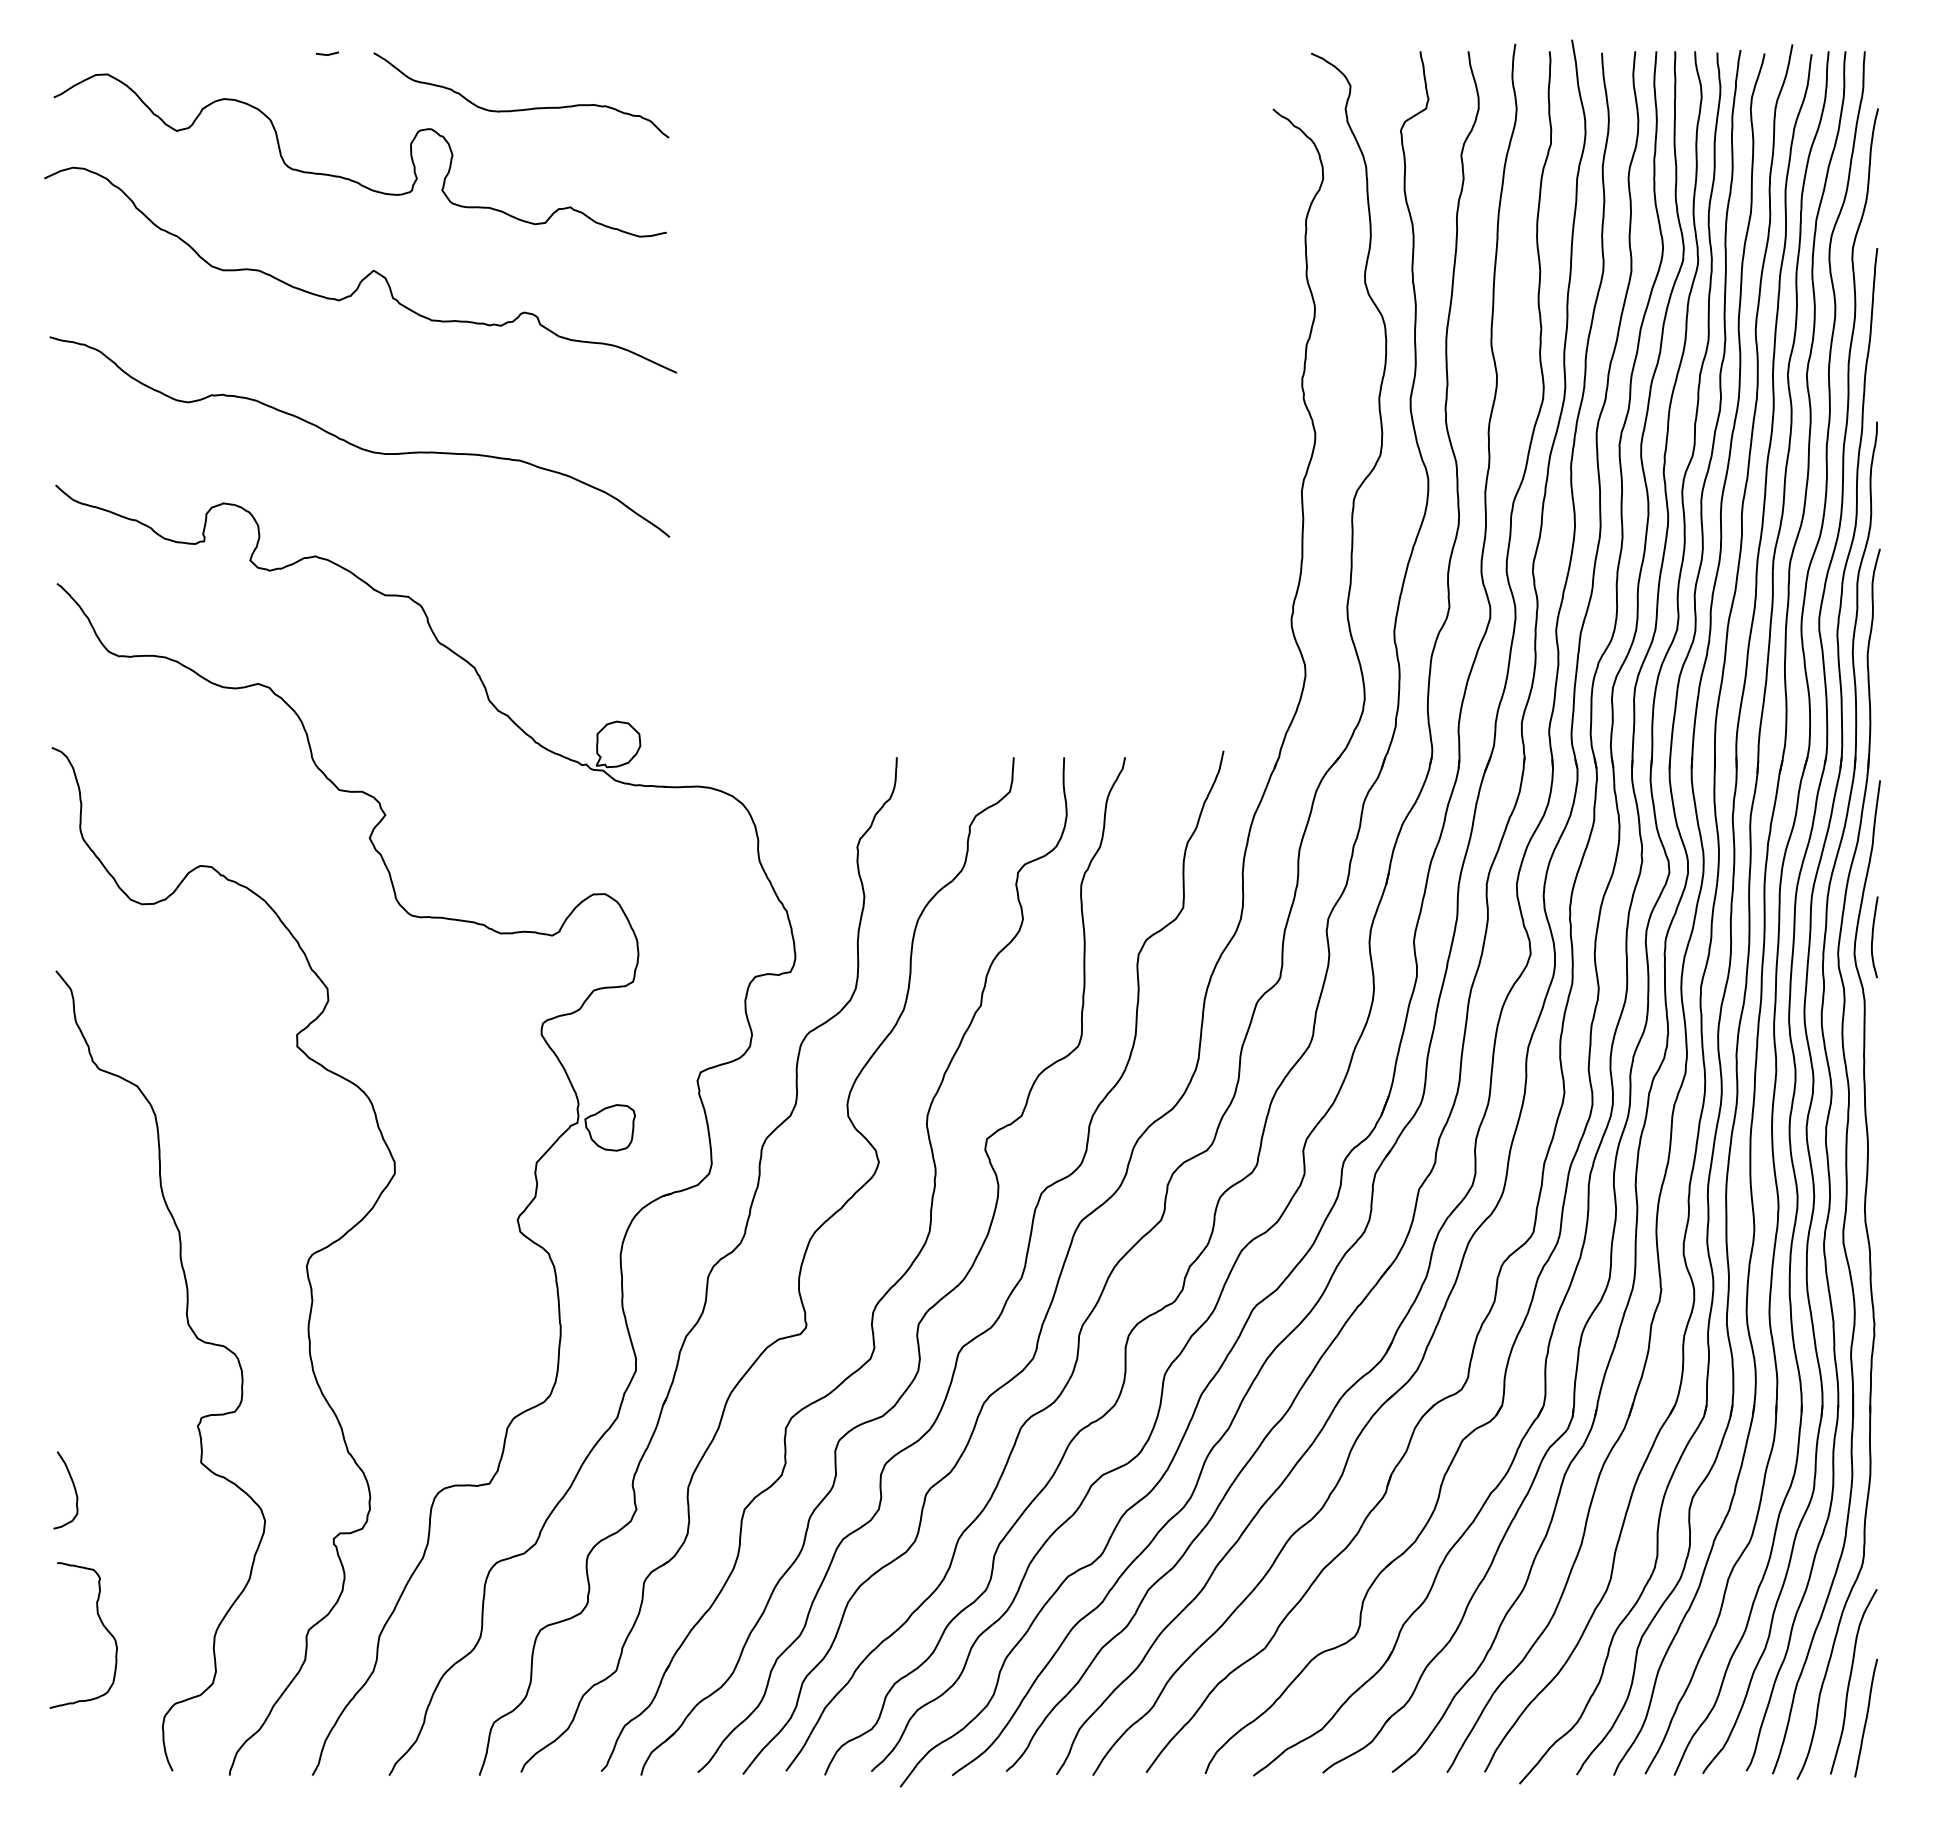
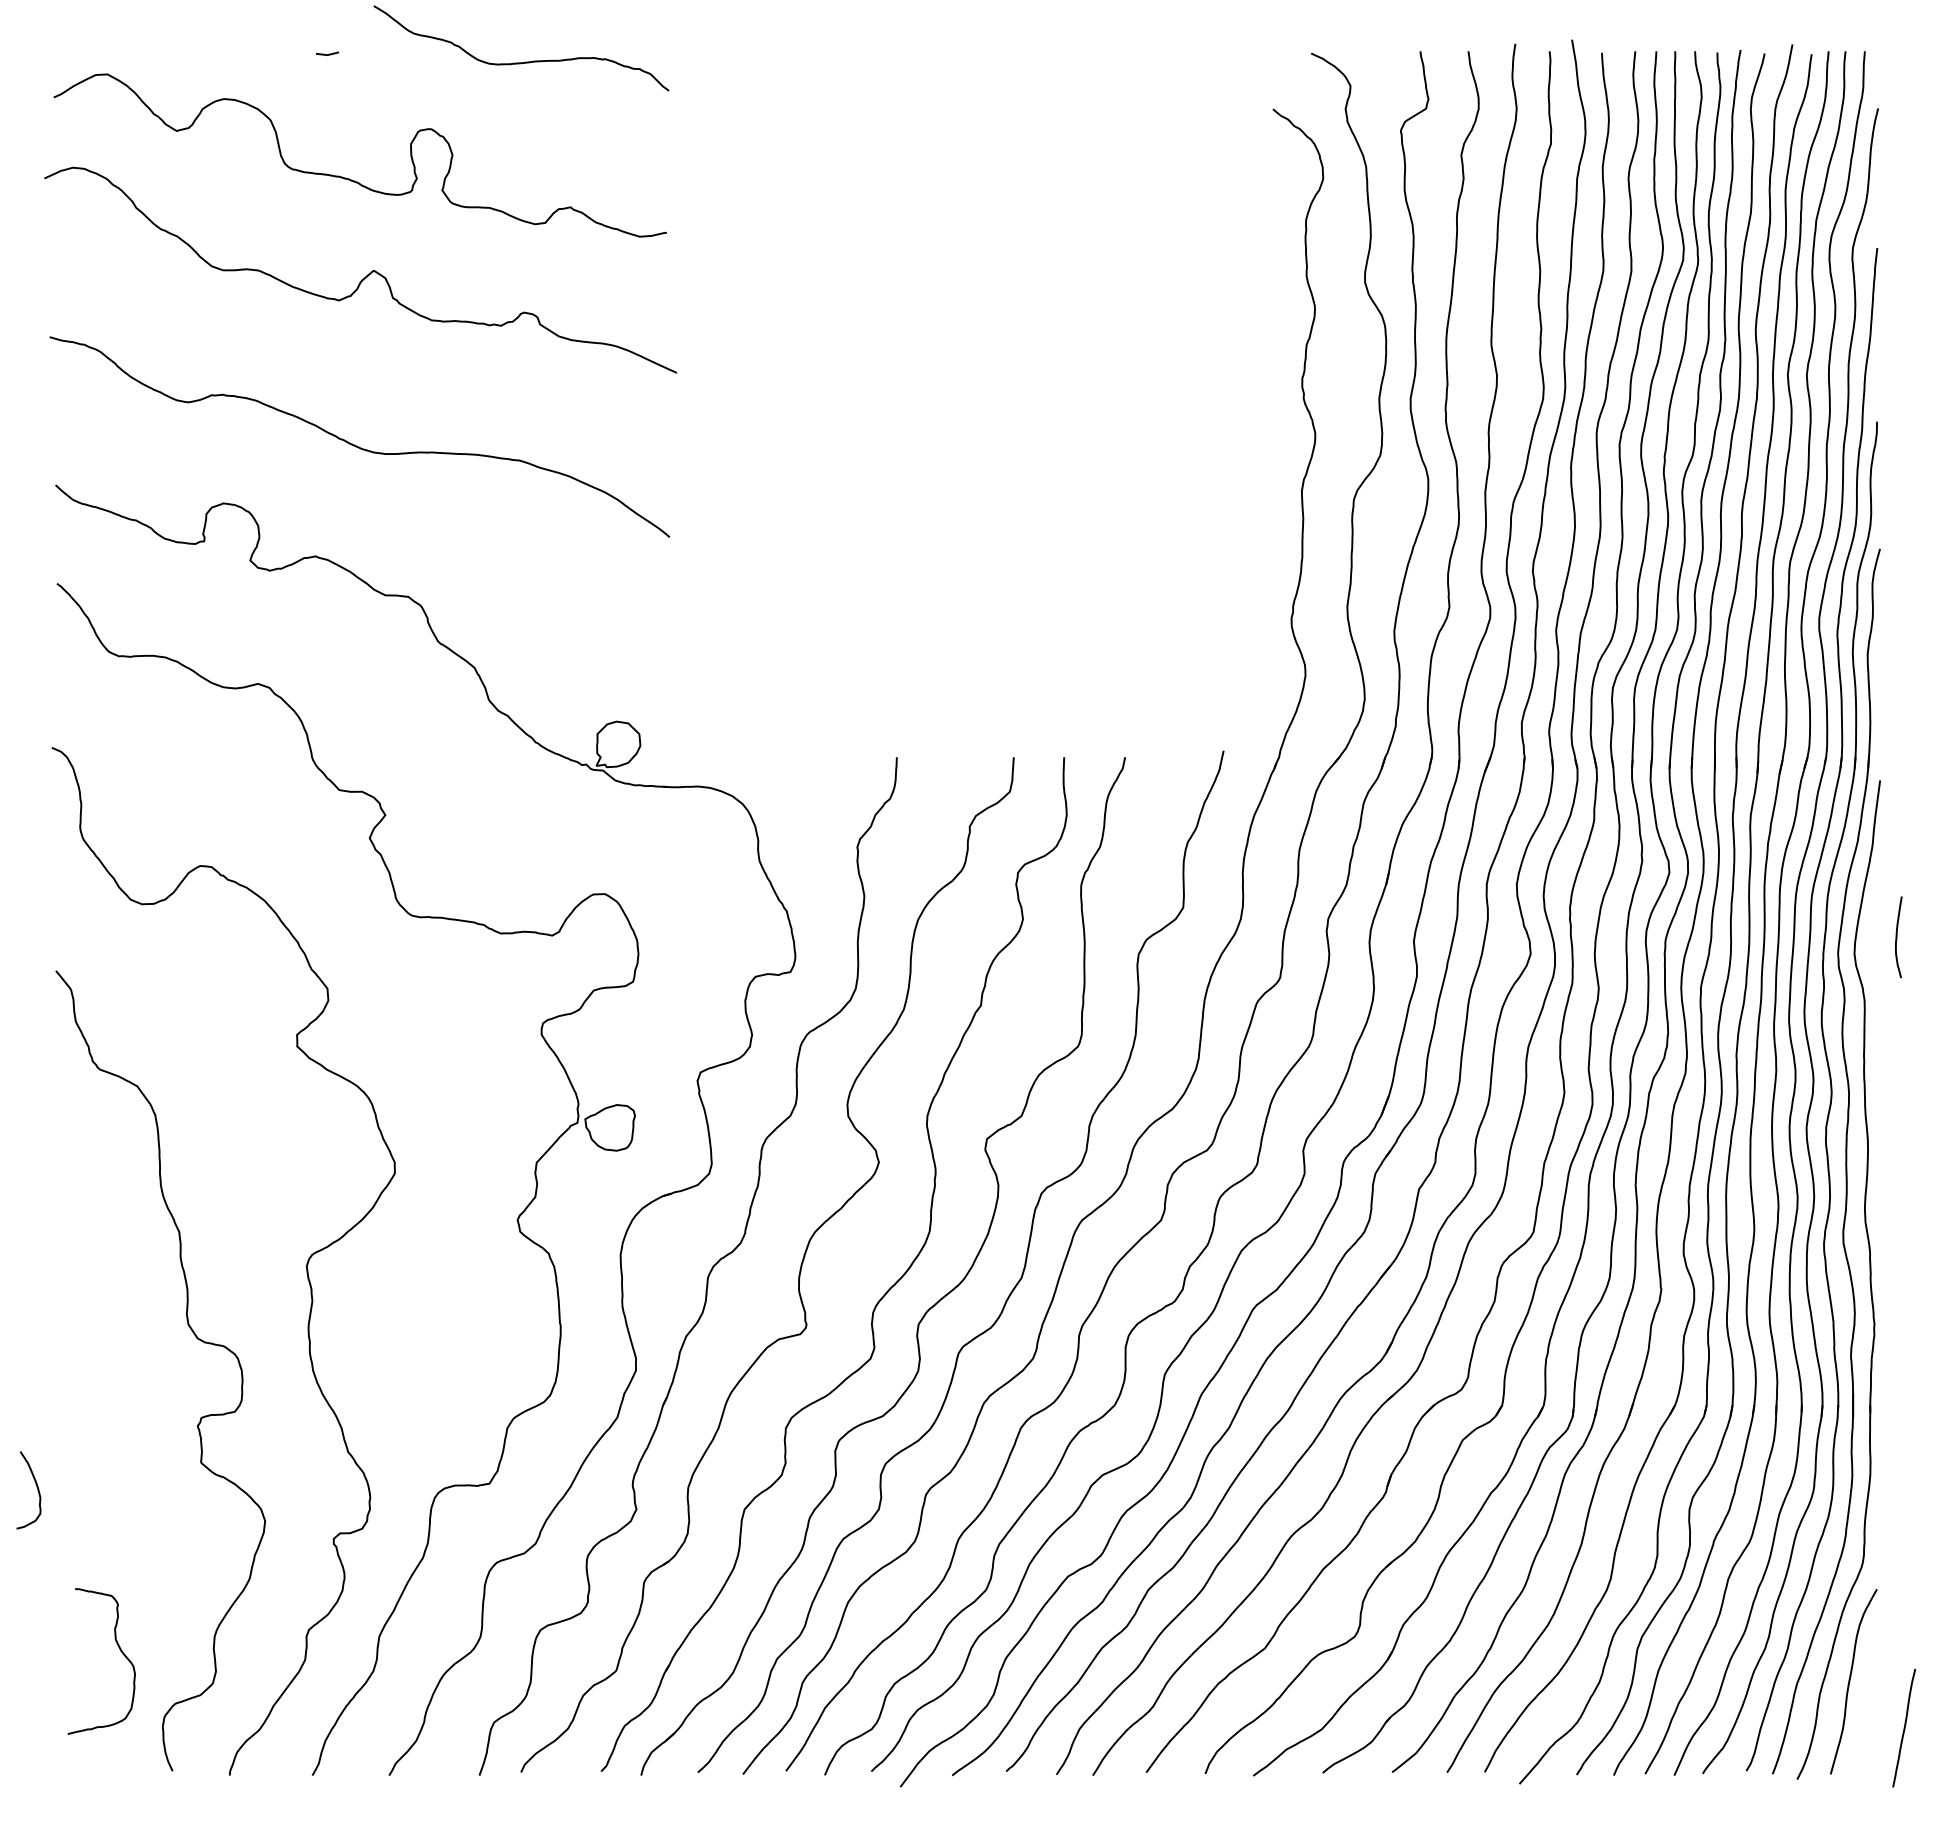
curve position: (525, 108) -> (525, 61) (525, 61)
curve position: (1873, 937) -> (1897, 937) (1897, 937)
curve position: (73, 1487) -> (36, 1487) (36, 1487)
curve position: (102, 1625) -> (120, 1651) (120, 1651)
curve position: (1866, 1717) -> (1904, 1727) (1904, 1727)
